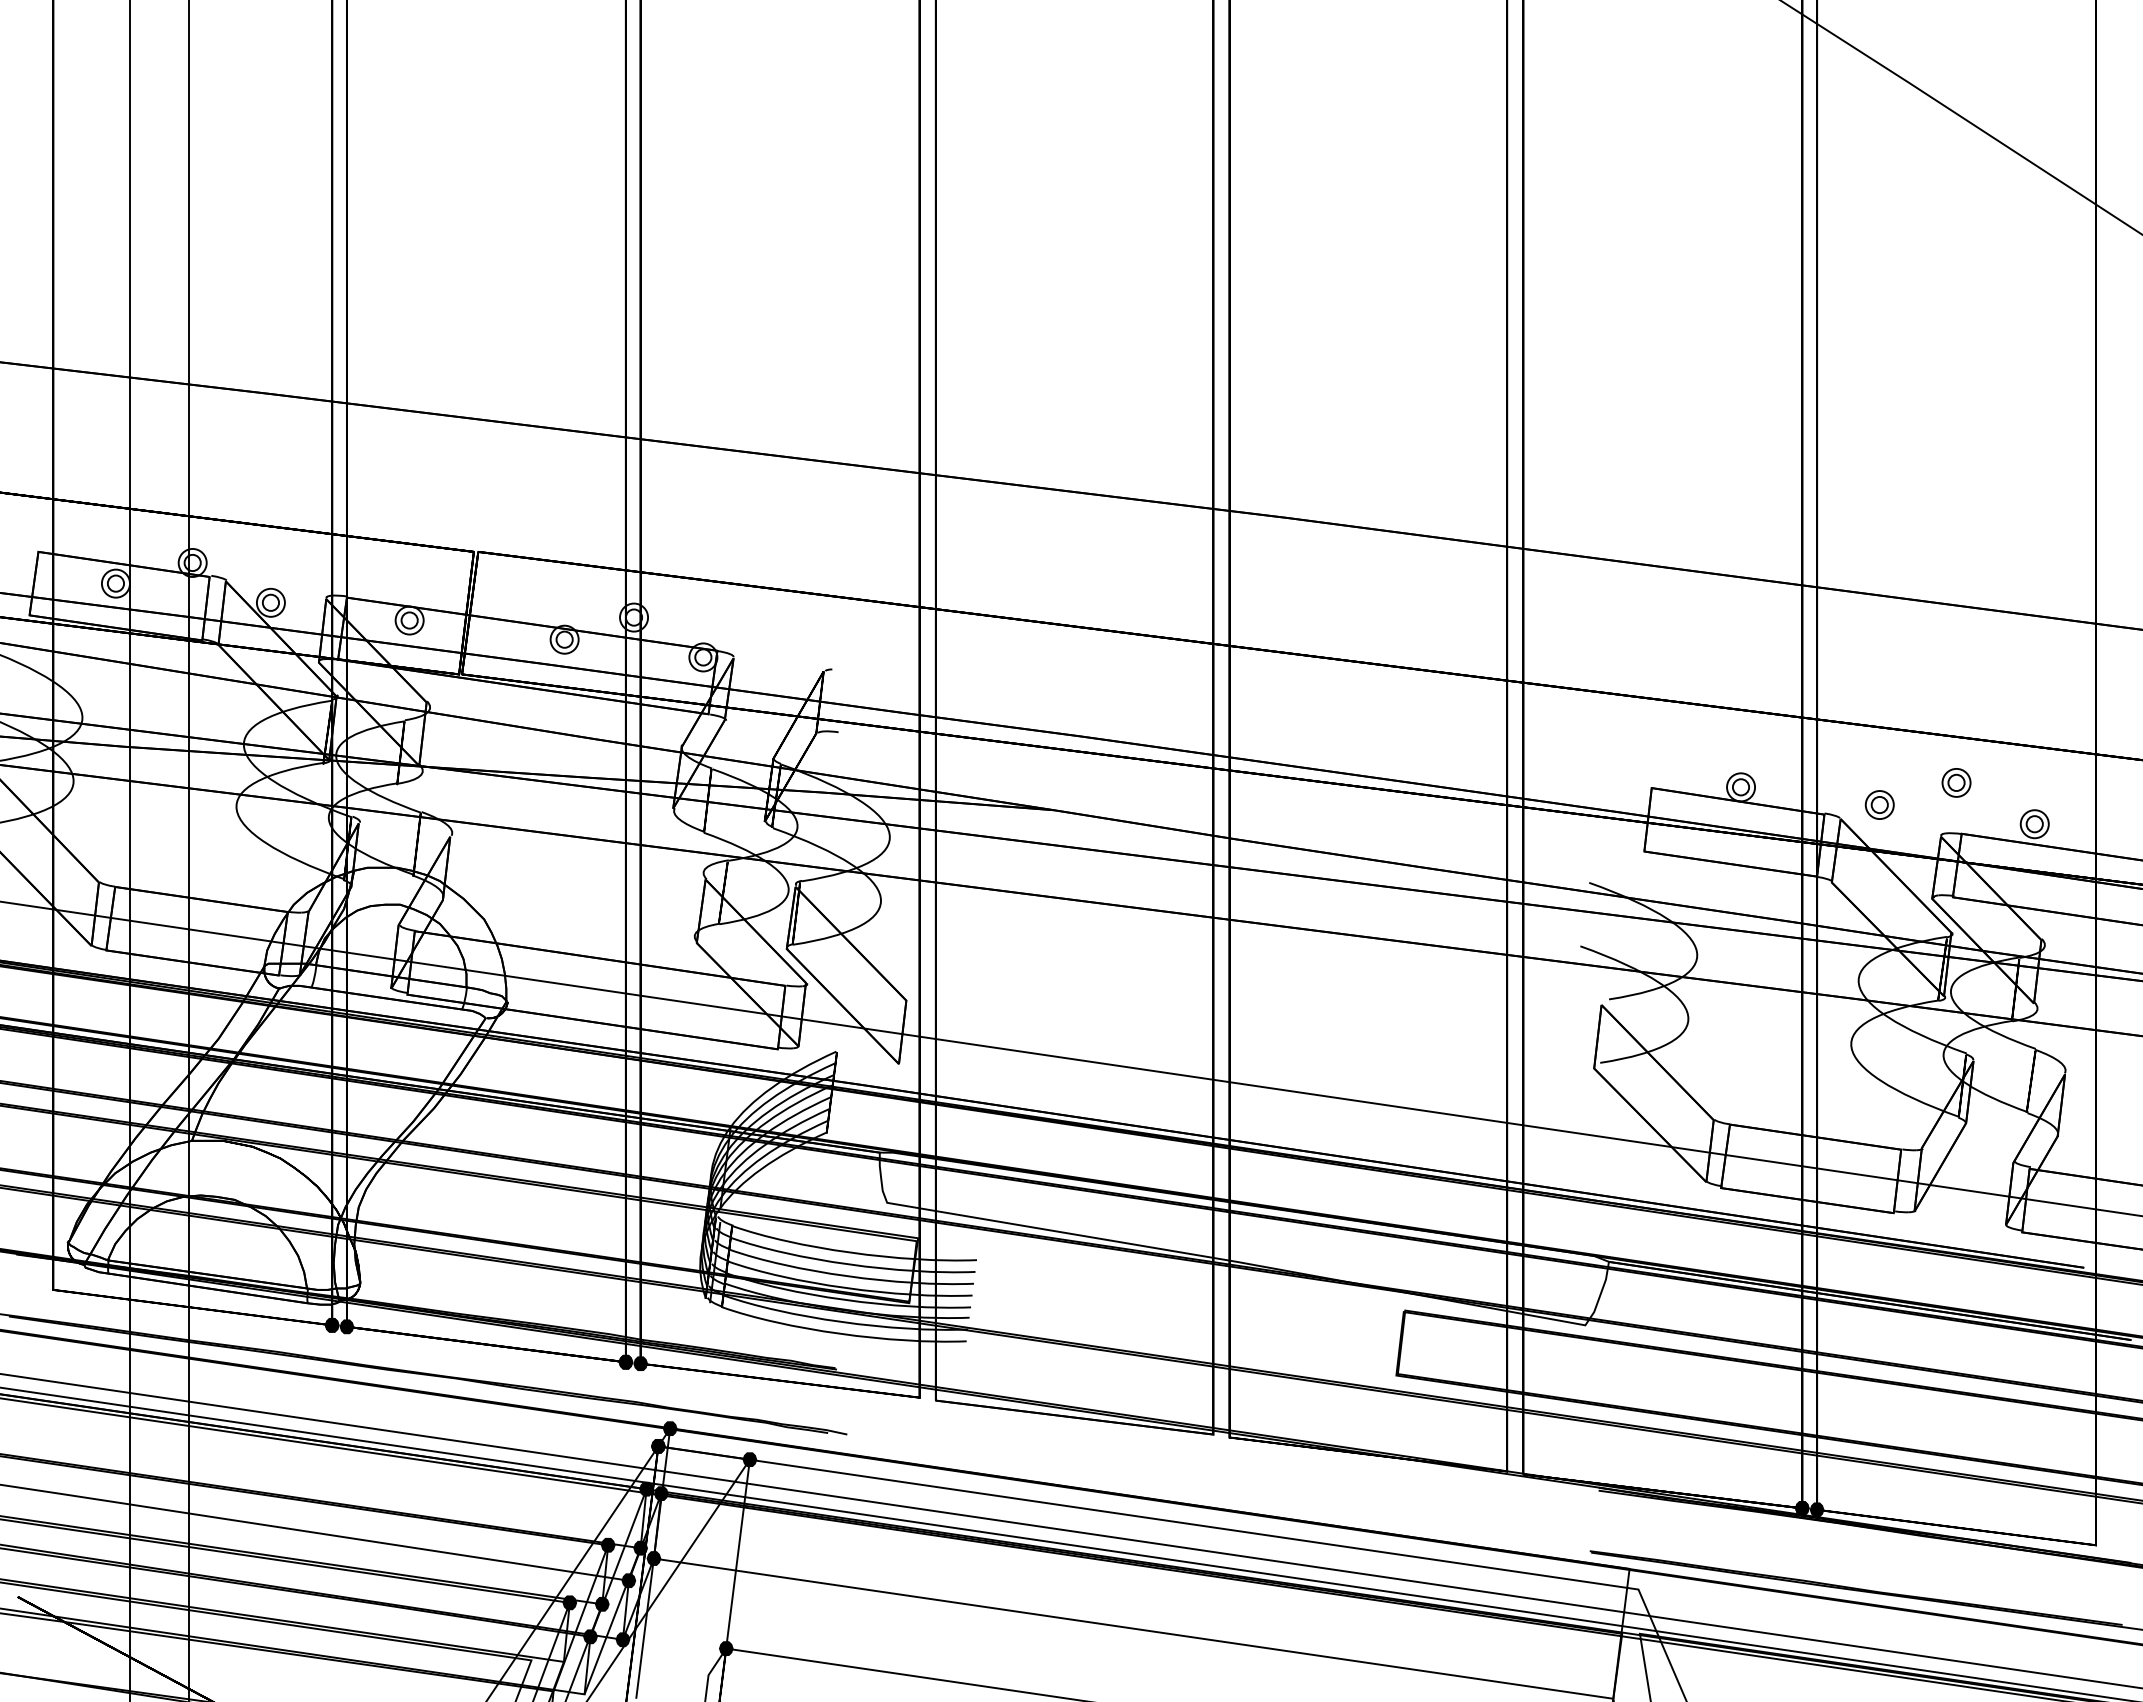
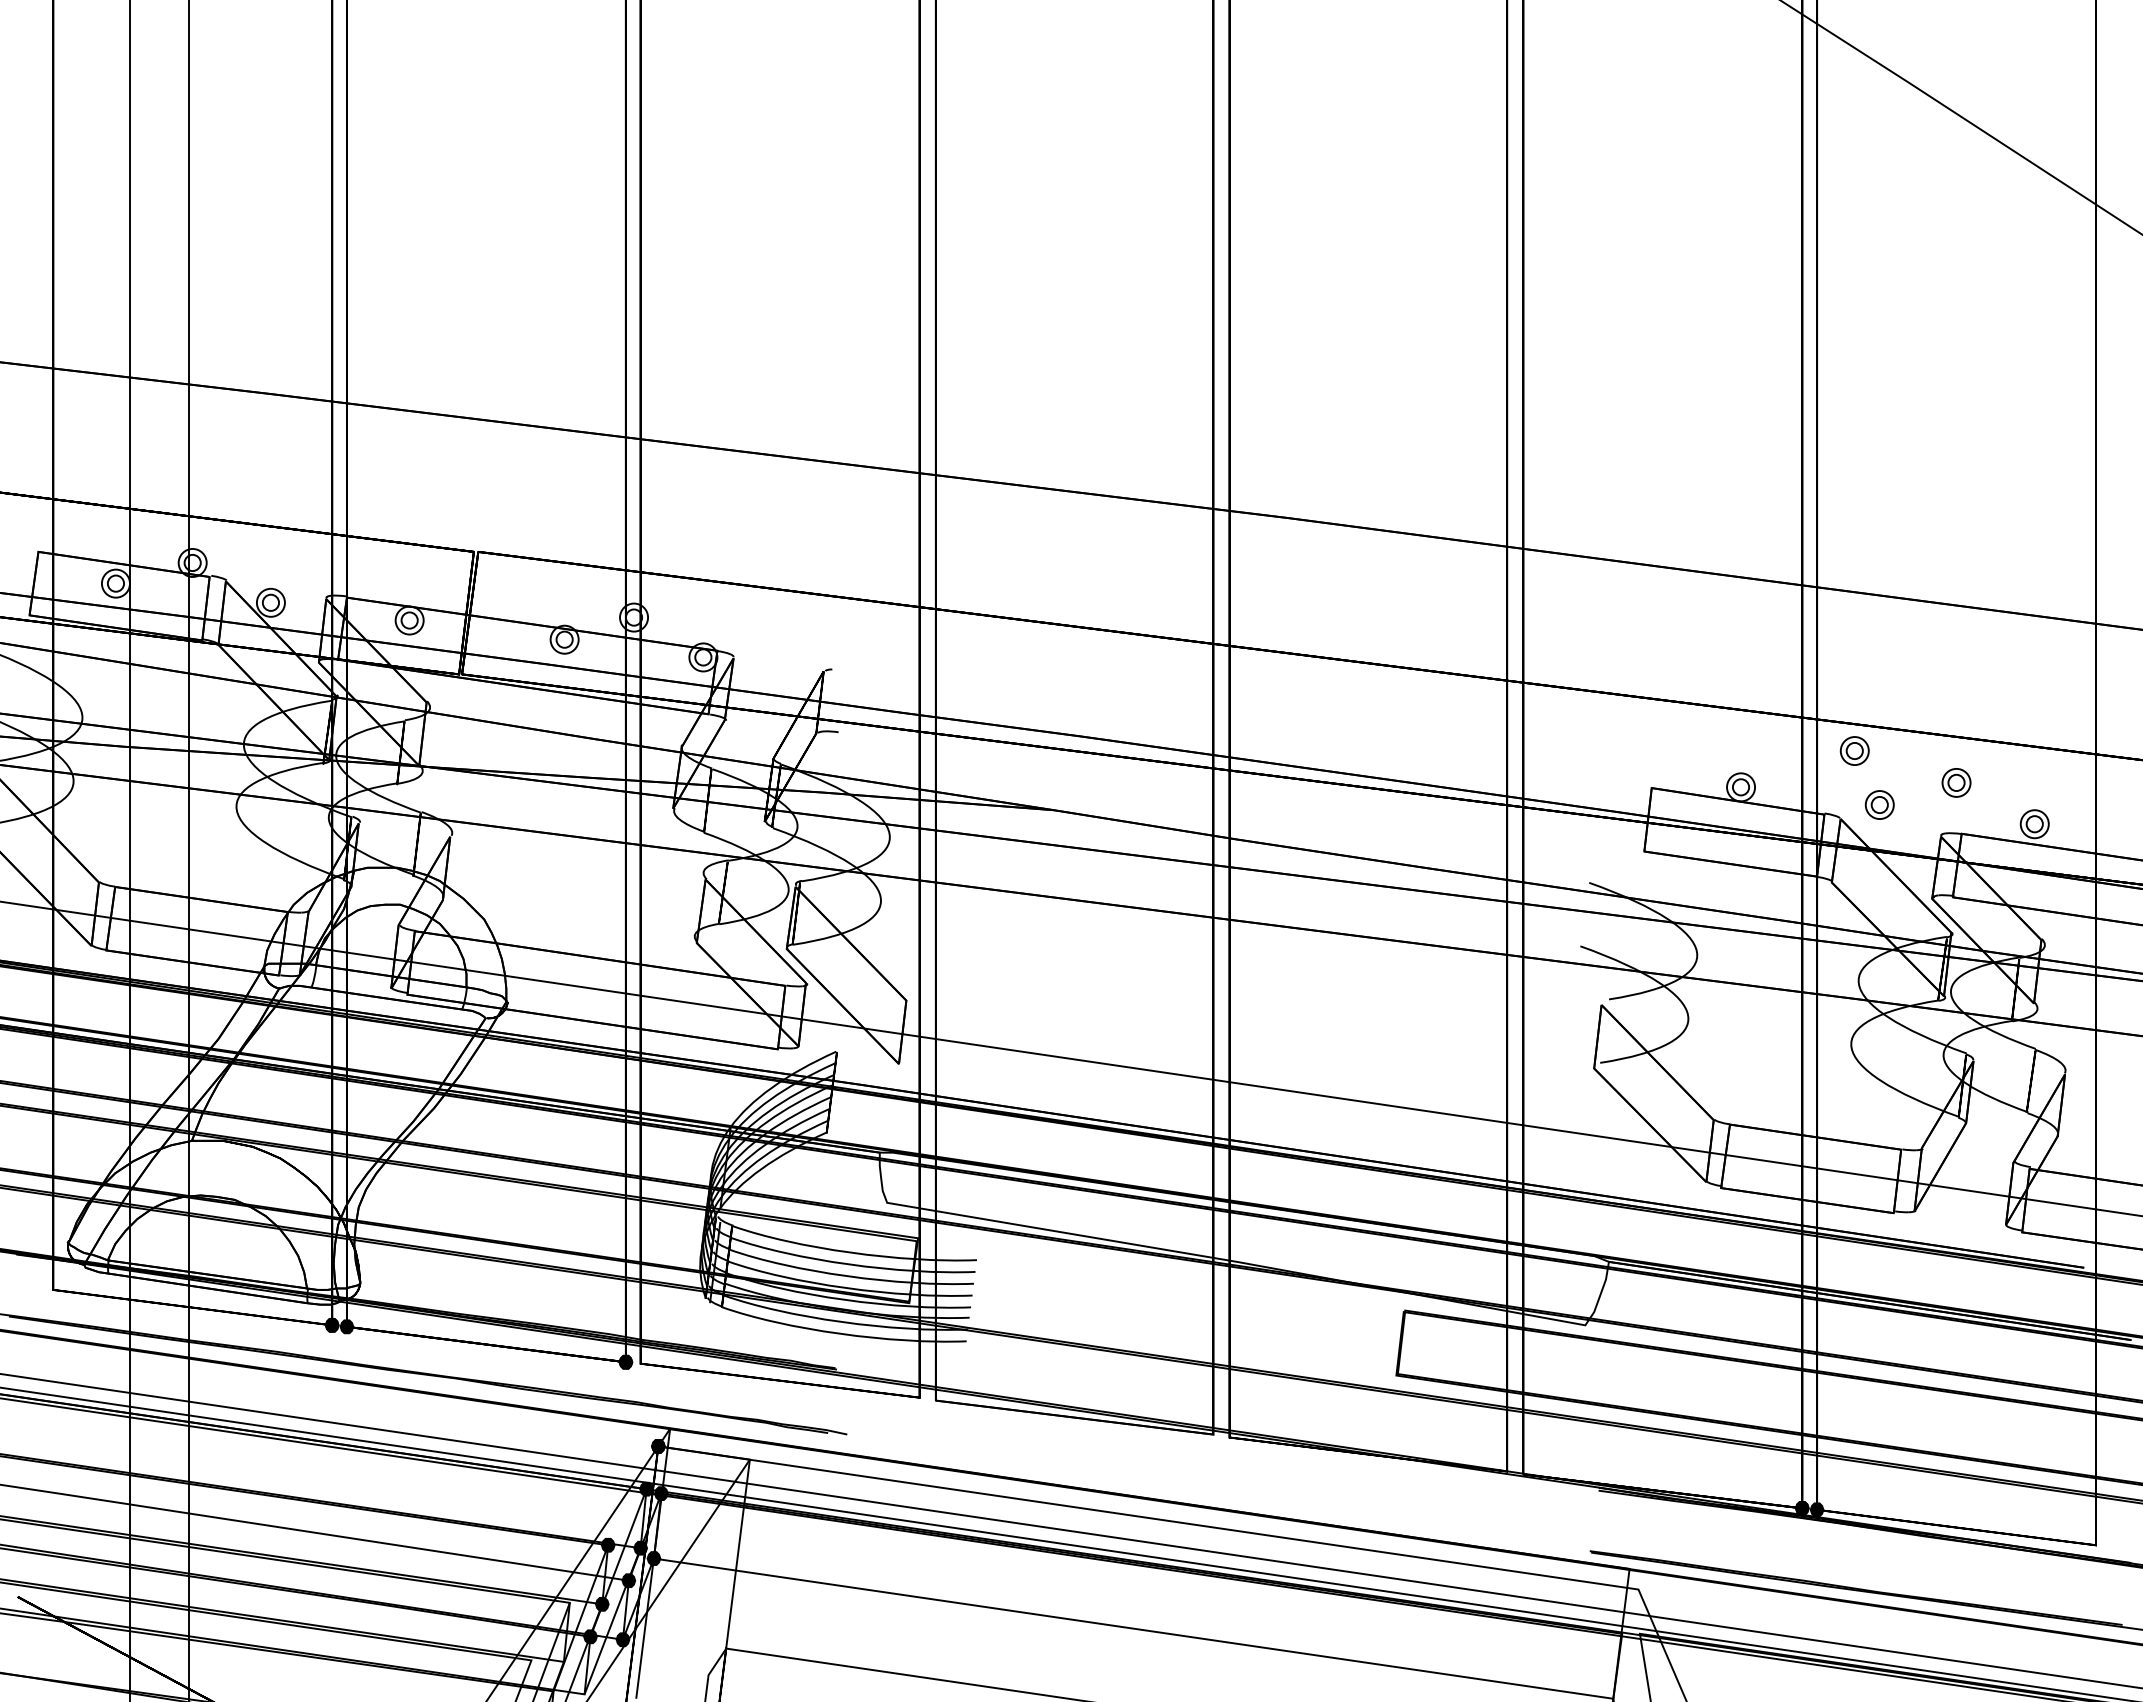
part: none -> present (1854, 750)
fill: present -> none (640, 1363)
fill: present -> none (669, 1428)
fill: present -> none (749, 1459)
fill: present -> none (569, 1602)
fill: present -> none (725, 1648)
